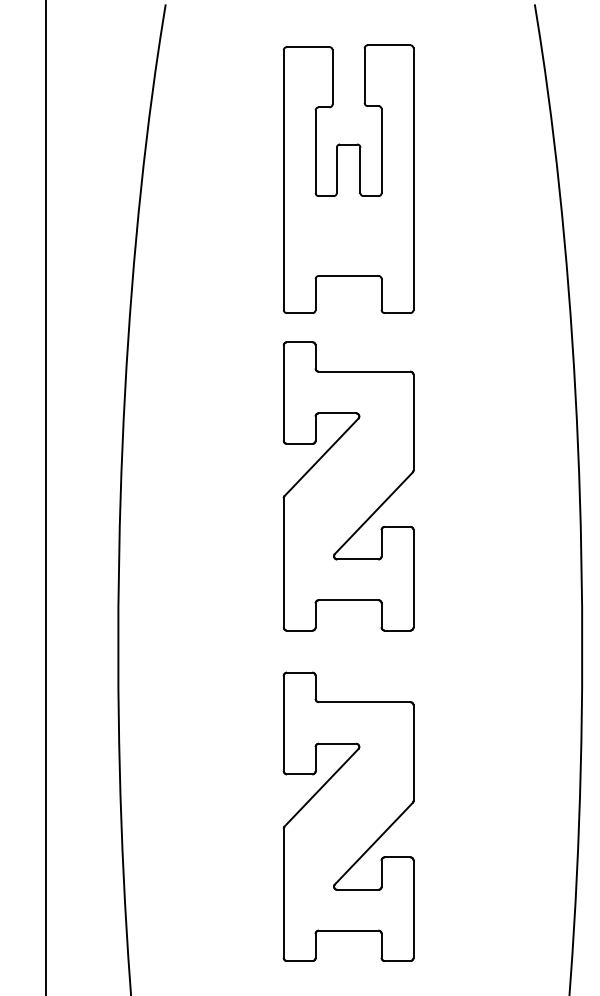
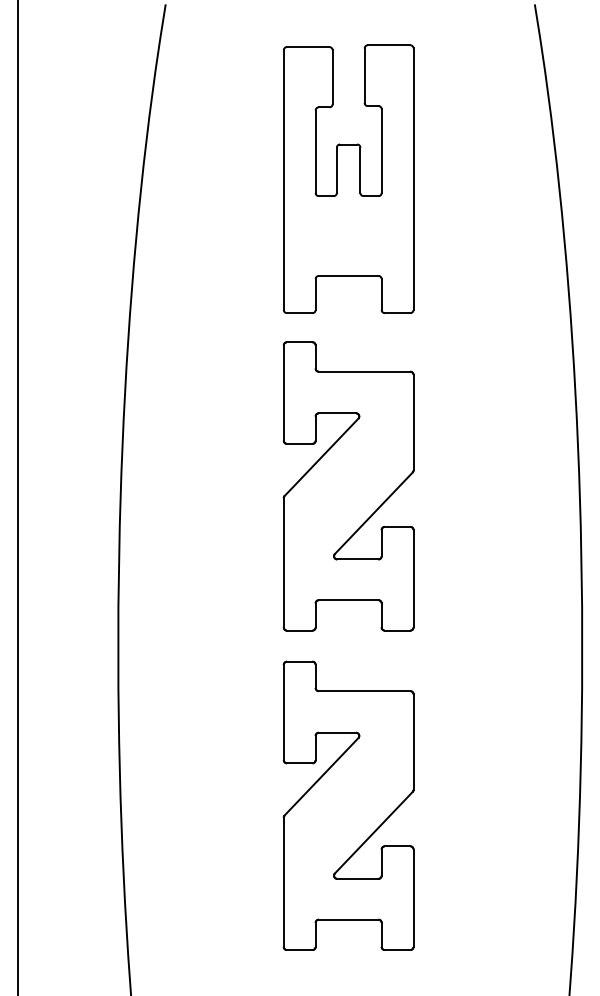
line position: (45, 497) -> (17, 497) (17, 497)
part position: (348, 816) -> (348, 805) (348, 805)
